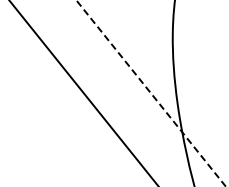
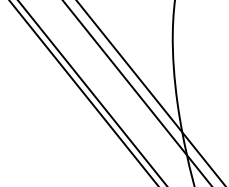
line: none -> present (92, 92)
line: none -> present (136, 92)
line: dashed -> solid (151, 93)
